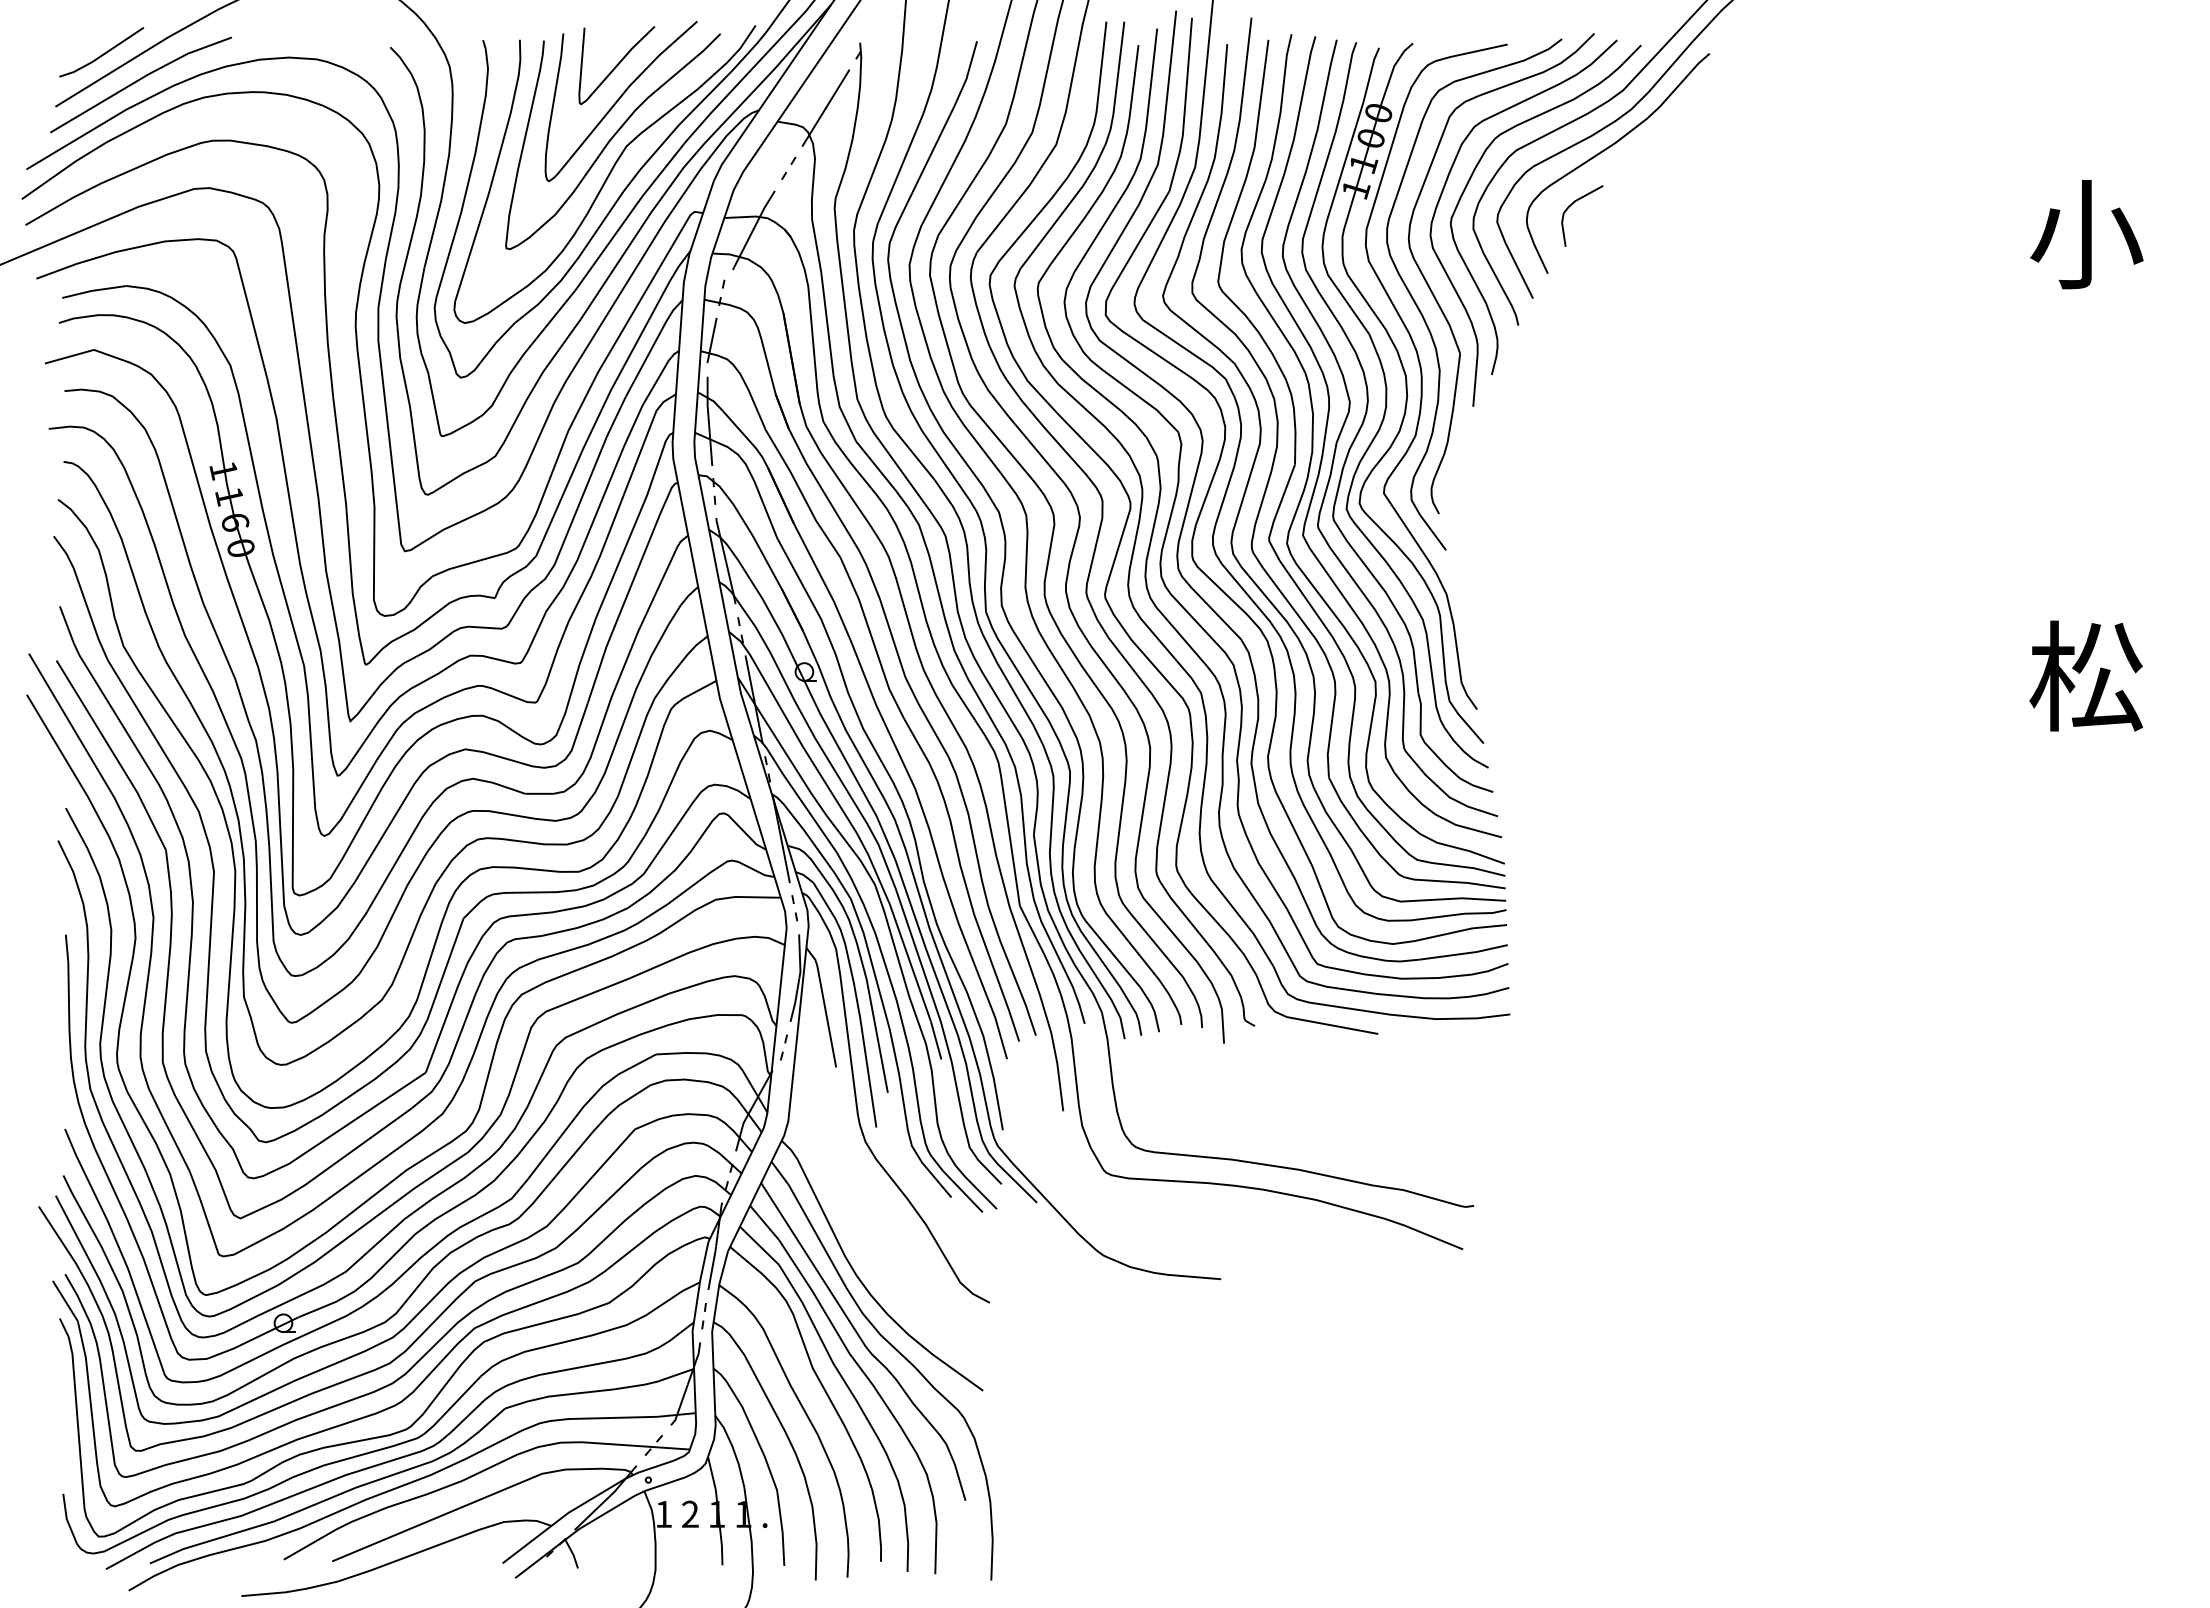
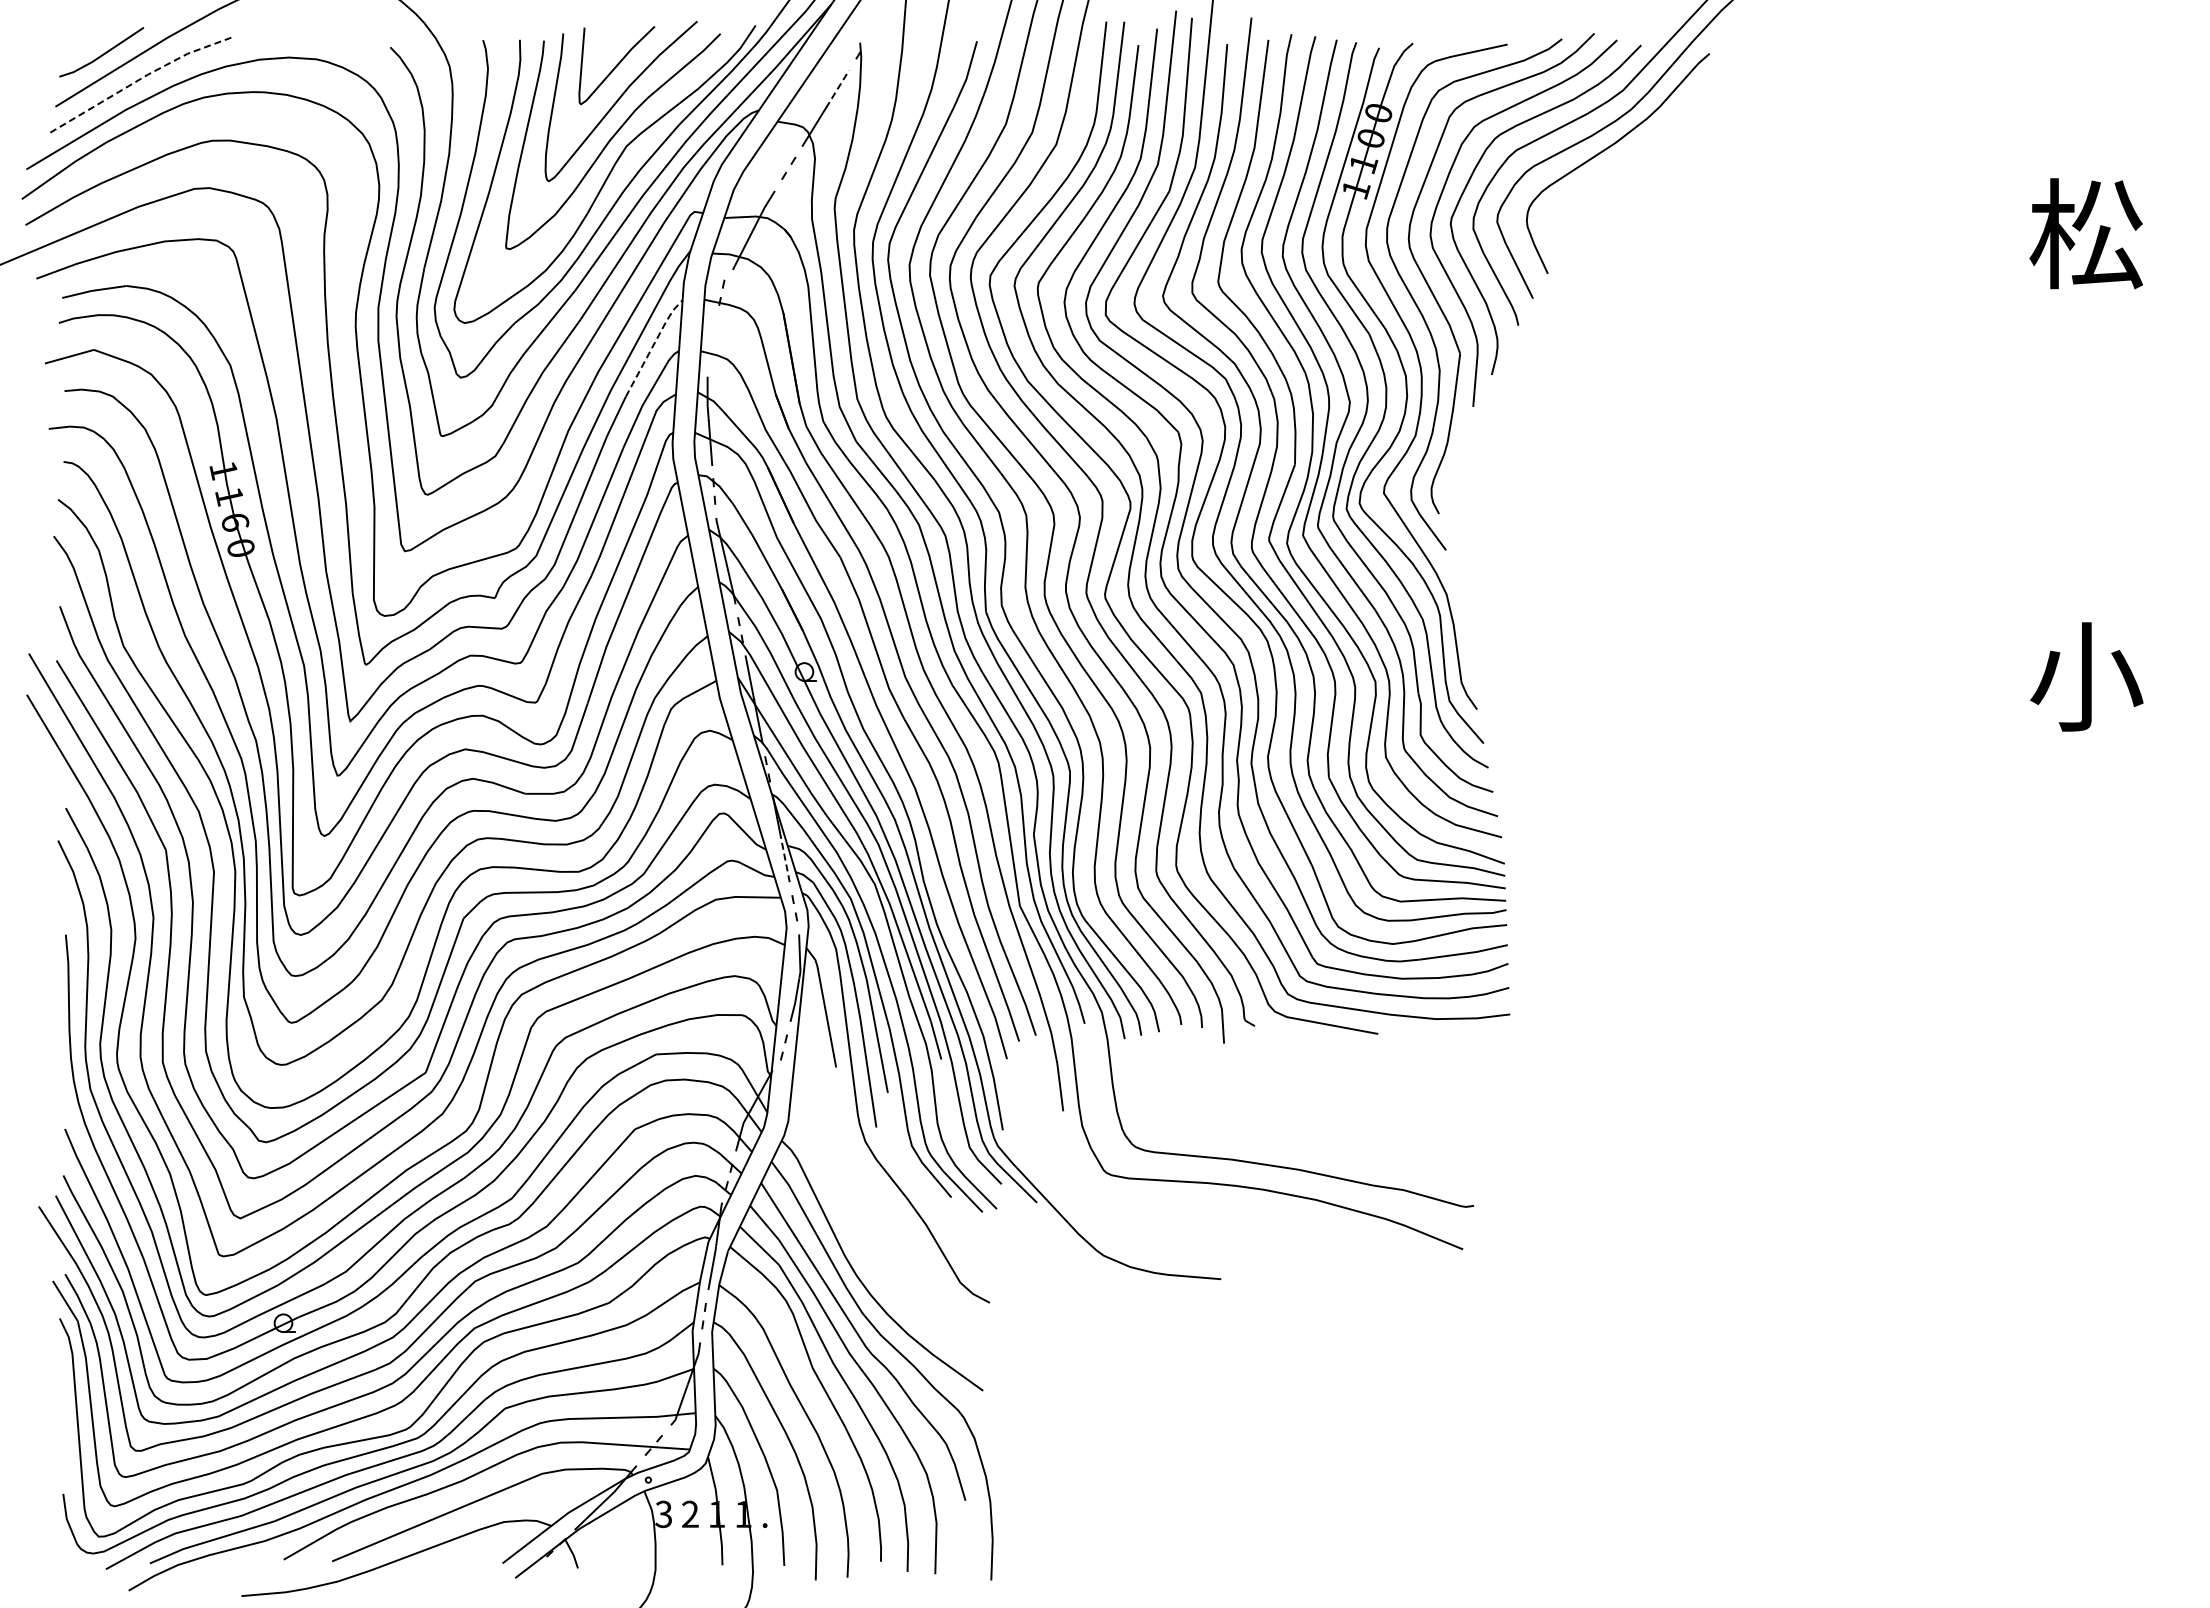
line: solid -> dashed (139, 79)
line: solid -> dashed (837, 88)
curve: present -> none (1573, 204)
text: 小 -> 松 (2086, 233)
line: present -> none (711, 340)
line: solid -> dashed (653, 346)
text: 松 -> 小 (2086, 675)
line: solid -> dashed (785, 859)
text: 1 -> 3 (663, 1514)
